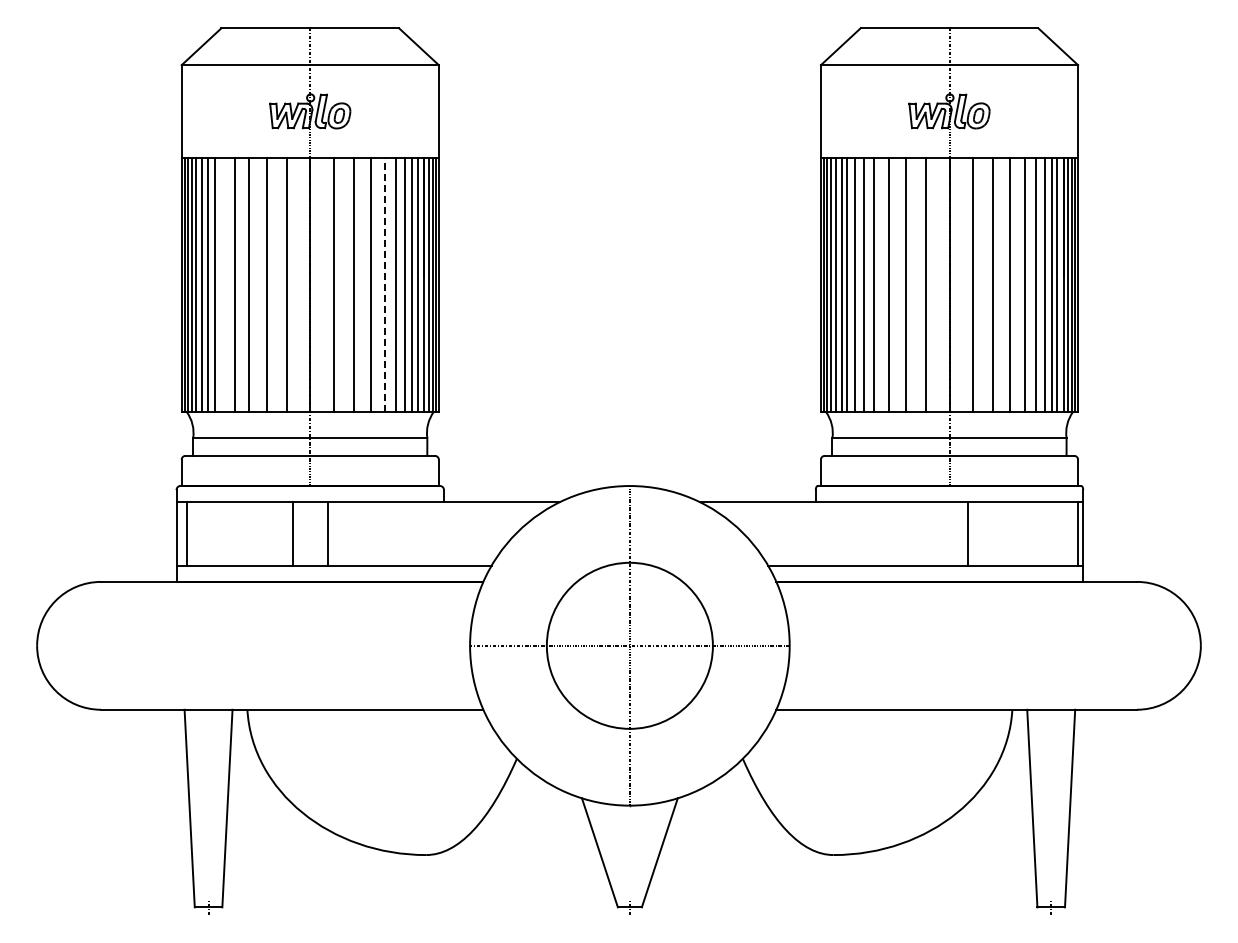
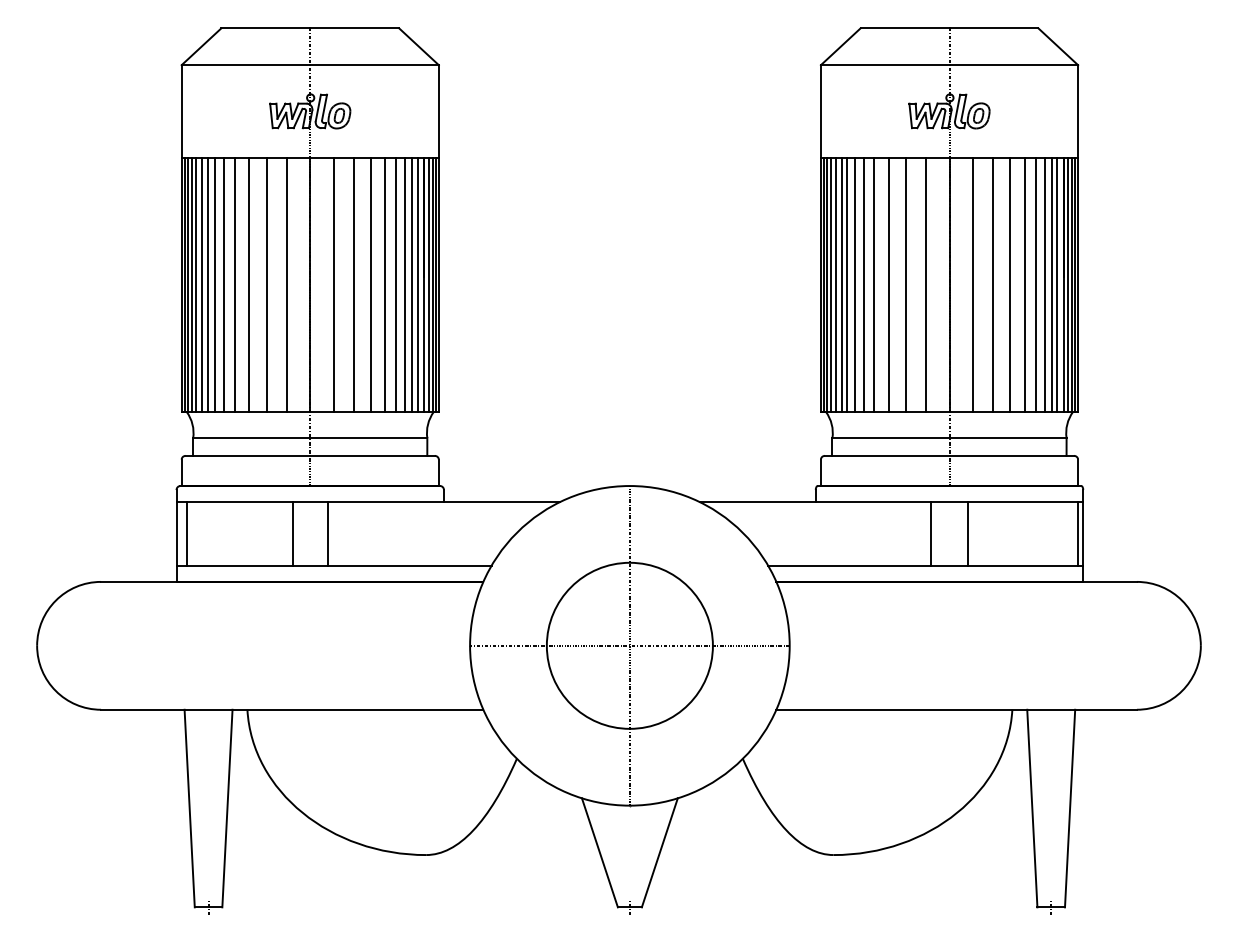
line: none -> present (224, 284)
line: dashed -> solid (385, 284)
line: none -> present (931, 533)
